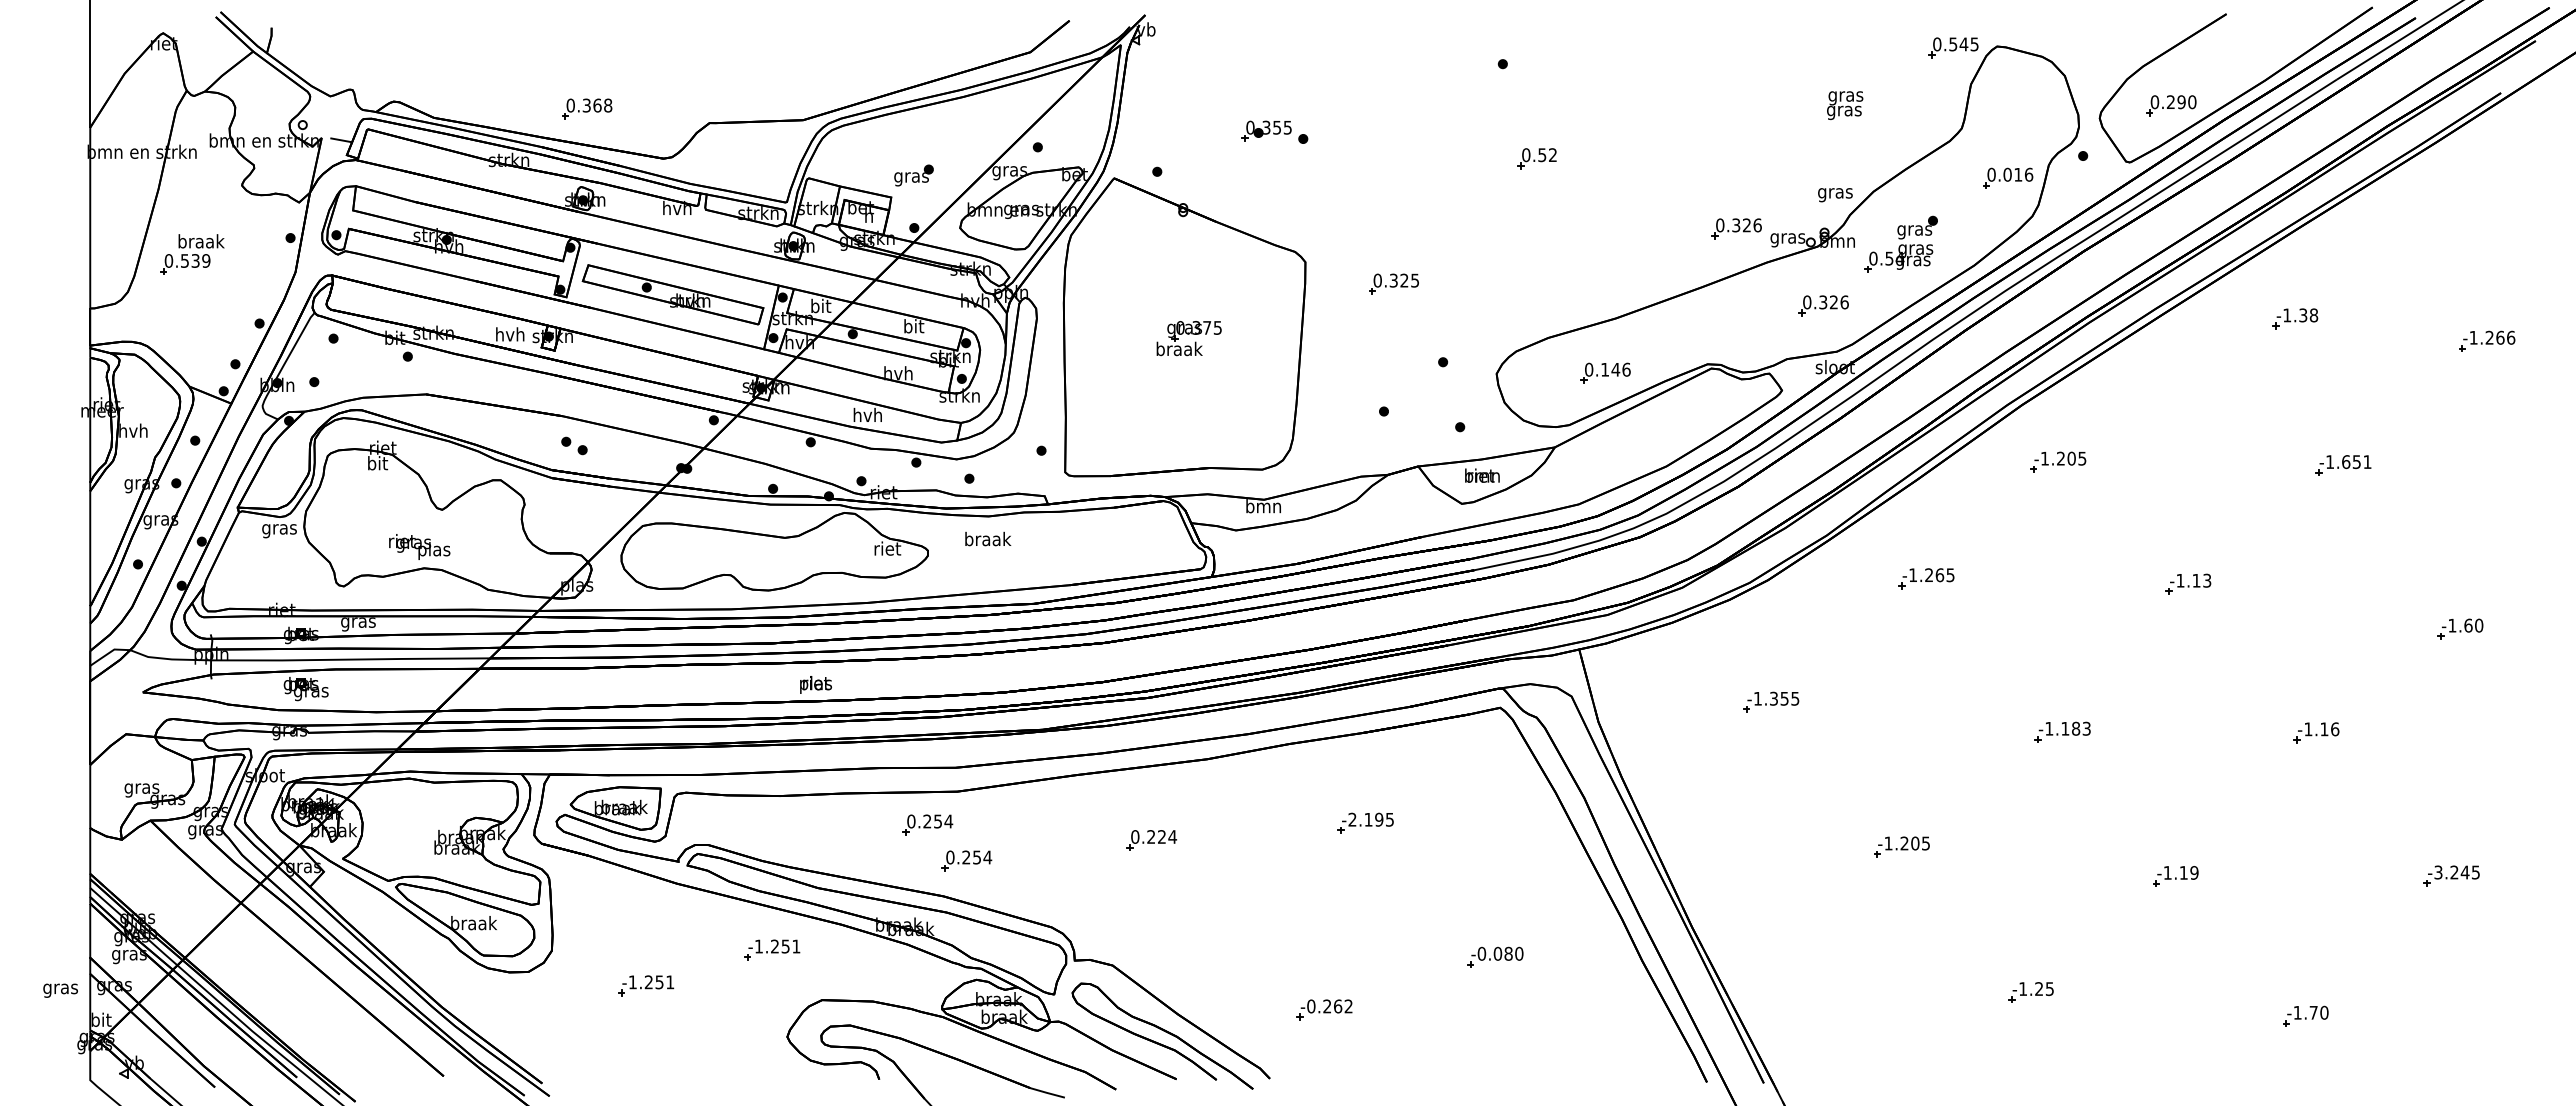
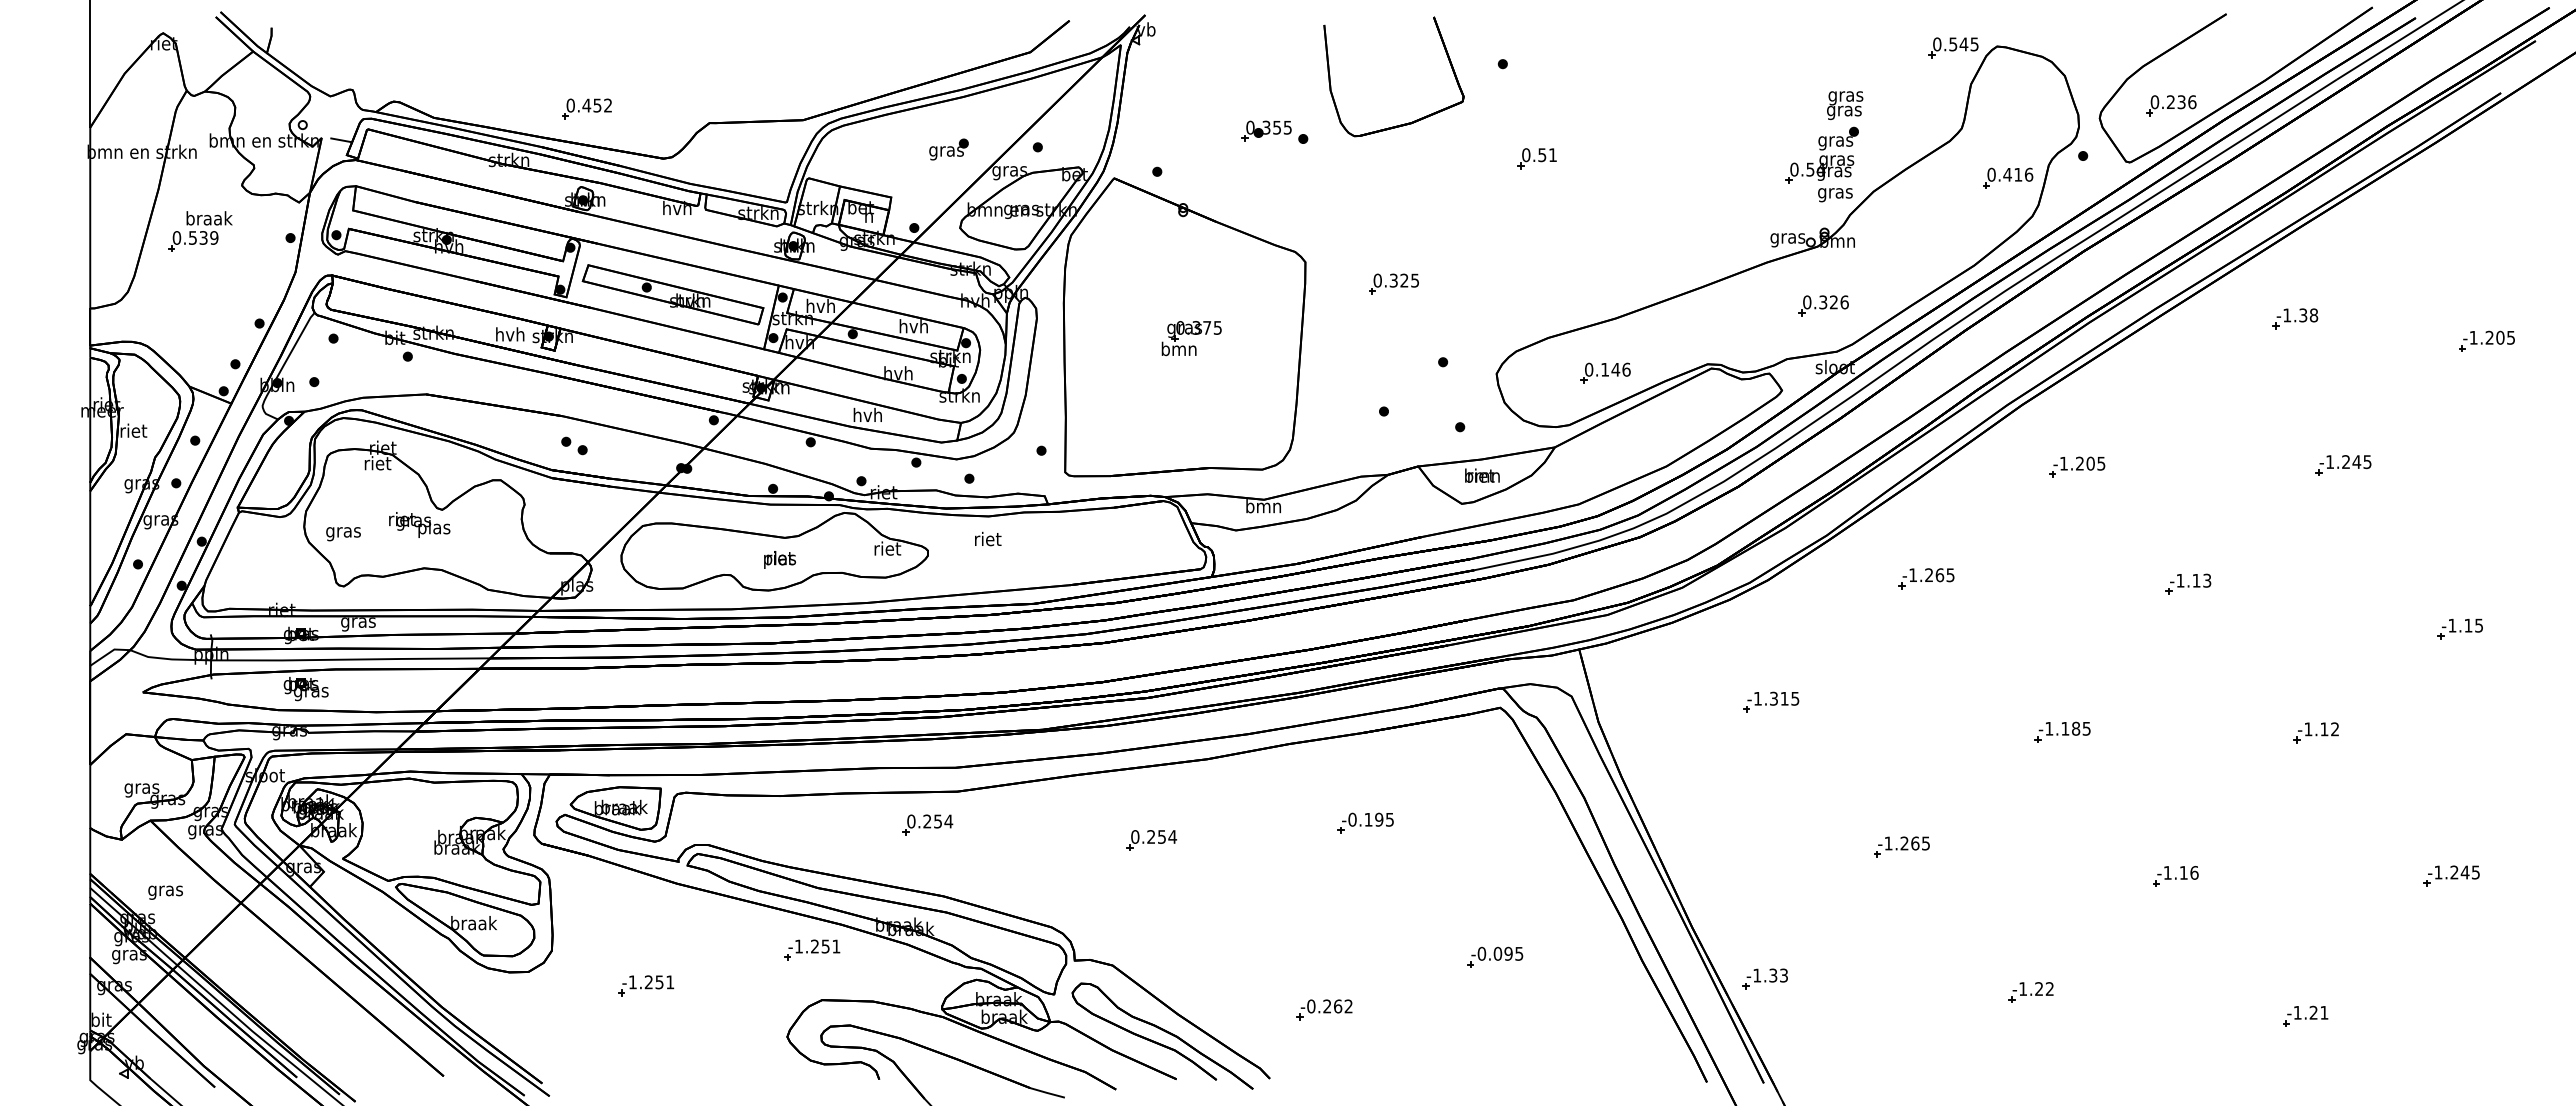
text: 0.290 -> 0.236 (2186, 101)
text: 0.368 -> 0.452 (597, 105)
part: none -> present (1404, 123)
text: 0.52 -> 0.51 (1552, 154)
text: 0.016 -> 0.416 (2007, 174)
part position: (913, 175) -> (948, 149) (948, 149)
part: present -> none (1736, 228)
part position: (1900, 243) -> (1821, 154) (1821, 154)
part position: (192, 254) -> (200, 231) (200, 231)
text: bit -> hvh (820, 305)
text: bit -> hvh (913, 326)
text: -1.266 -> -1.205 (2505, 337)
text: braak -> bmn (1179, 348)
text: hvh -> riet (133, 430)
part position: (2058, 461) -> (2077, 466) (2077, 466)
text: -1.651 -> -1.245 (2356, 462)
text: bit -> riet (377, 463)
text position: (279, 531) -> (343, 534) (343, 534)
text: braak -> riet (988, 538)
text position: (419, 546) -> (419, 524) (419, 524)
text: -1.60 -> -1.15 (2473, 625)
text position: (815, 684) -> (779, 559) (779, 559)
text: -1.355 -> -1.315 (1784, 698)
text: -1.183 -> -1.185 (2086, 727)
text: -1.16 -> -1.12 (2335, 729)
text: -2.195 -> -0.195 (1352, 819)
text: 0.224 -> 0.254 (1161, 836)
text: -1.205 -> -1.265 (1915, 842)
part: present -> none (966, 860)
text: -1.19 -> -1.16 (2194, 872)
text: -3.245 -> -1.245 (2438, 872)
part position: (772, 949) -> (812, 949) (812, 949)
text: -0.080 -> -0.095 (1513, 953)
part: none -> present (1764, 978)
text: -1.25 -> -1.22 (2049, 989)
text position: (60, 990) -> (165, 892) (165, 892)
text: -1.70 -> -1.21 (2318, 1012)
